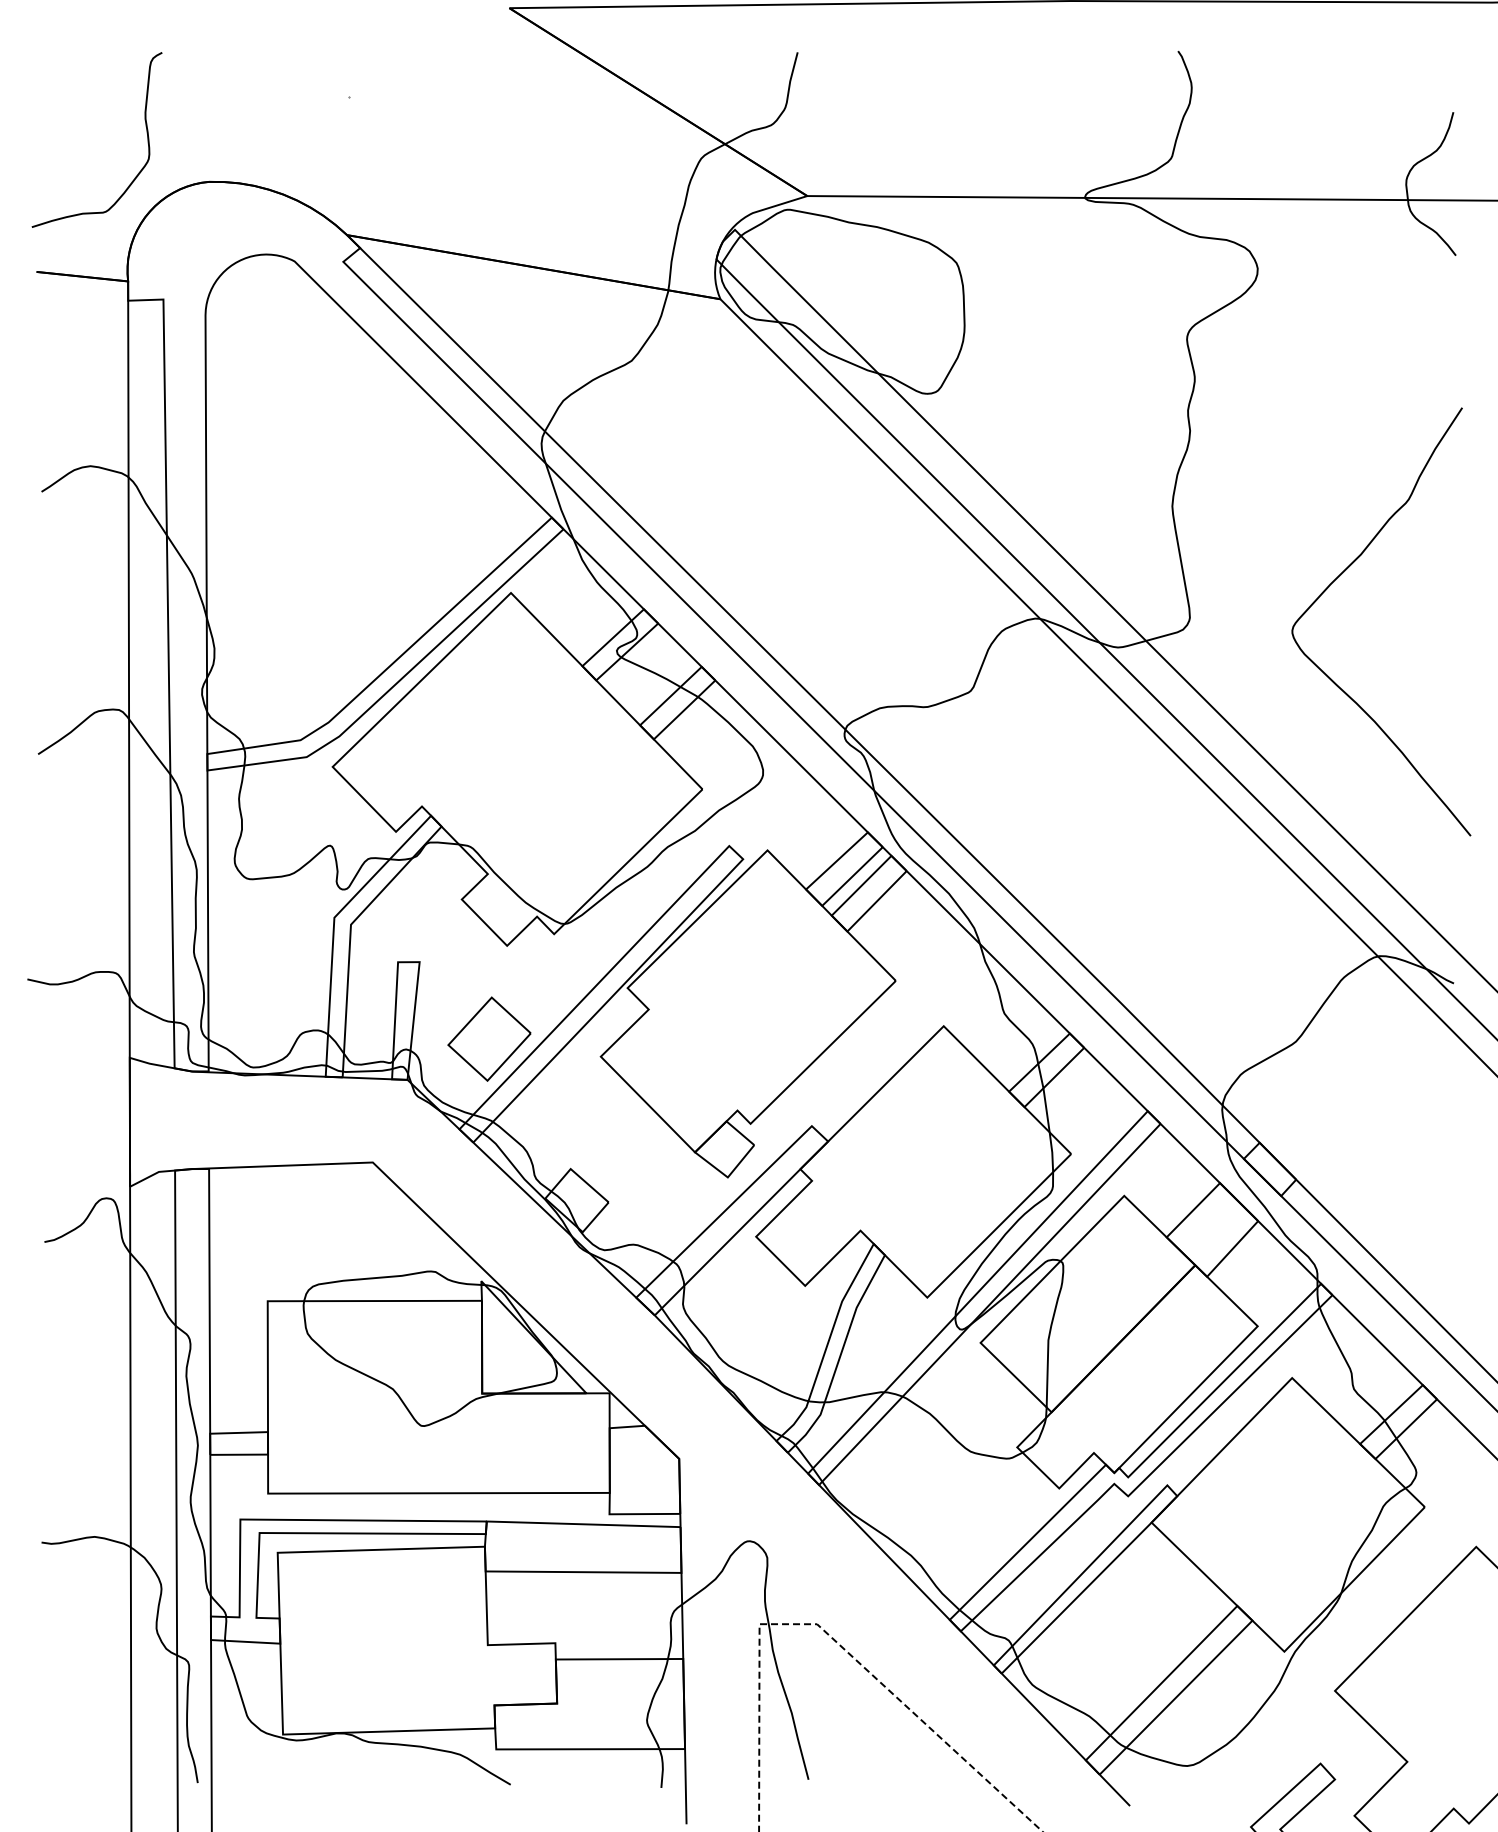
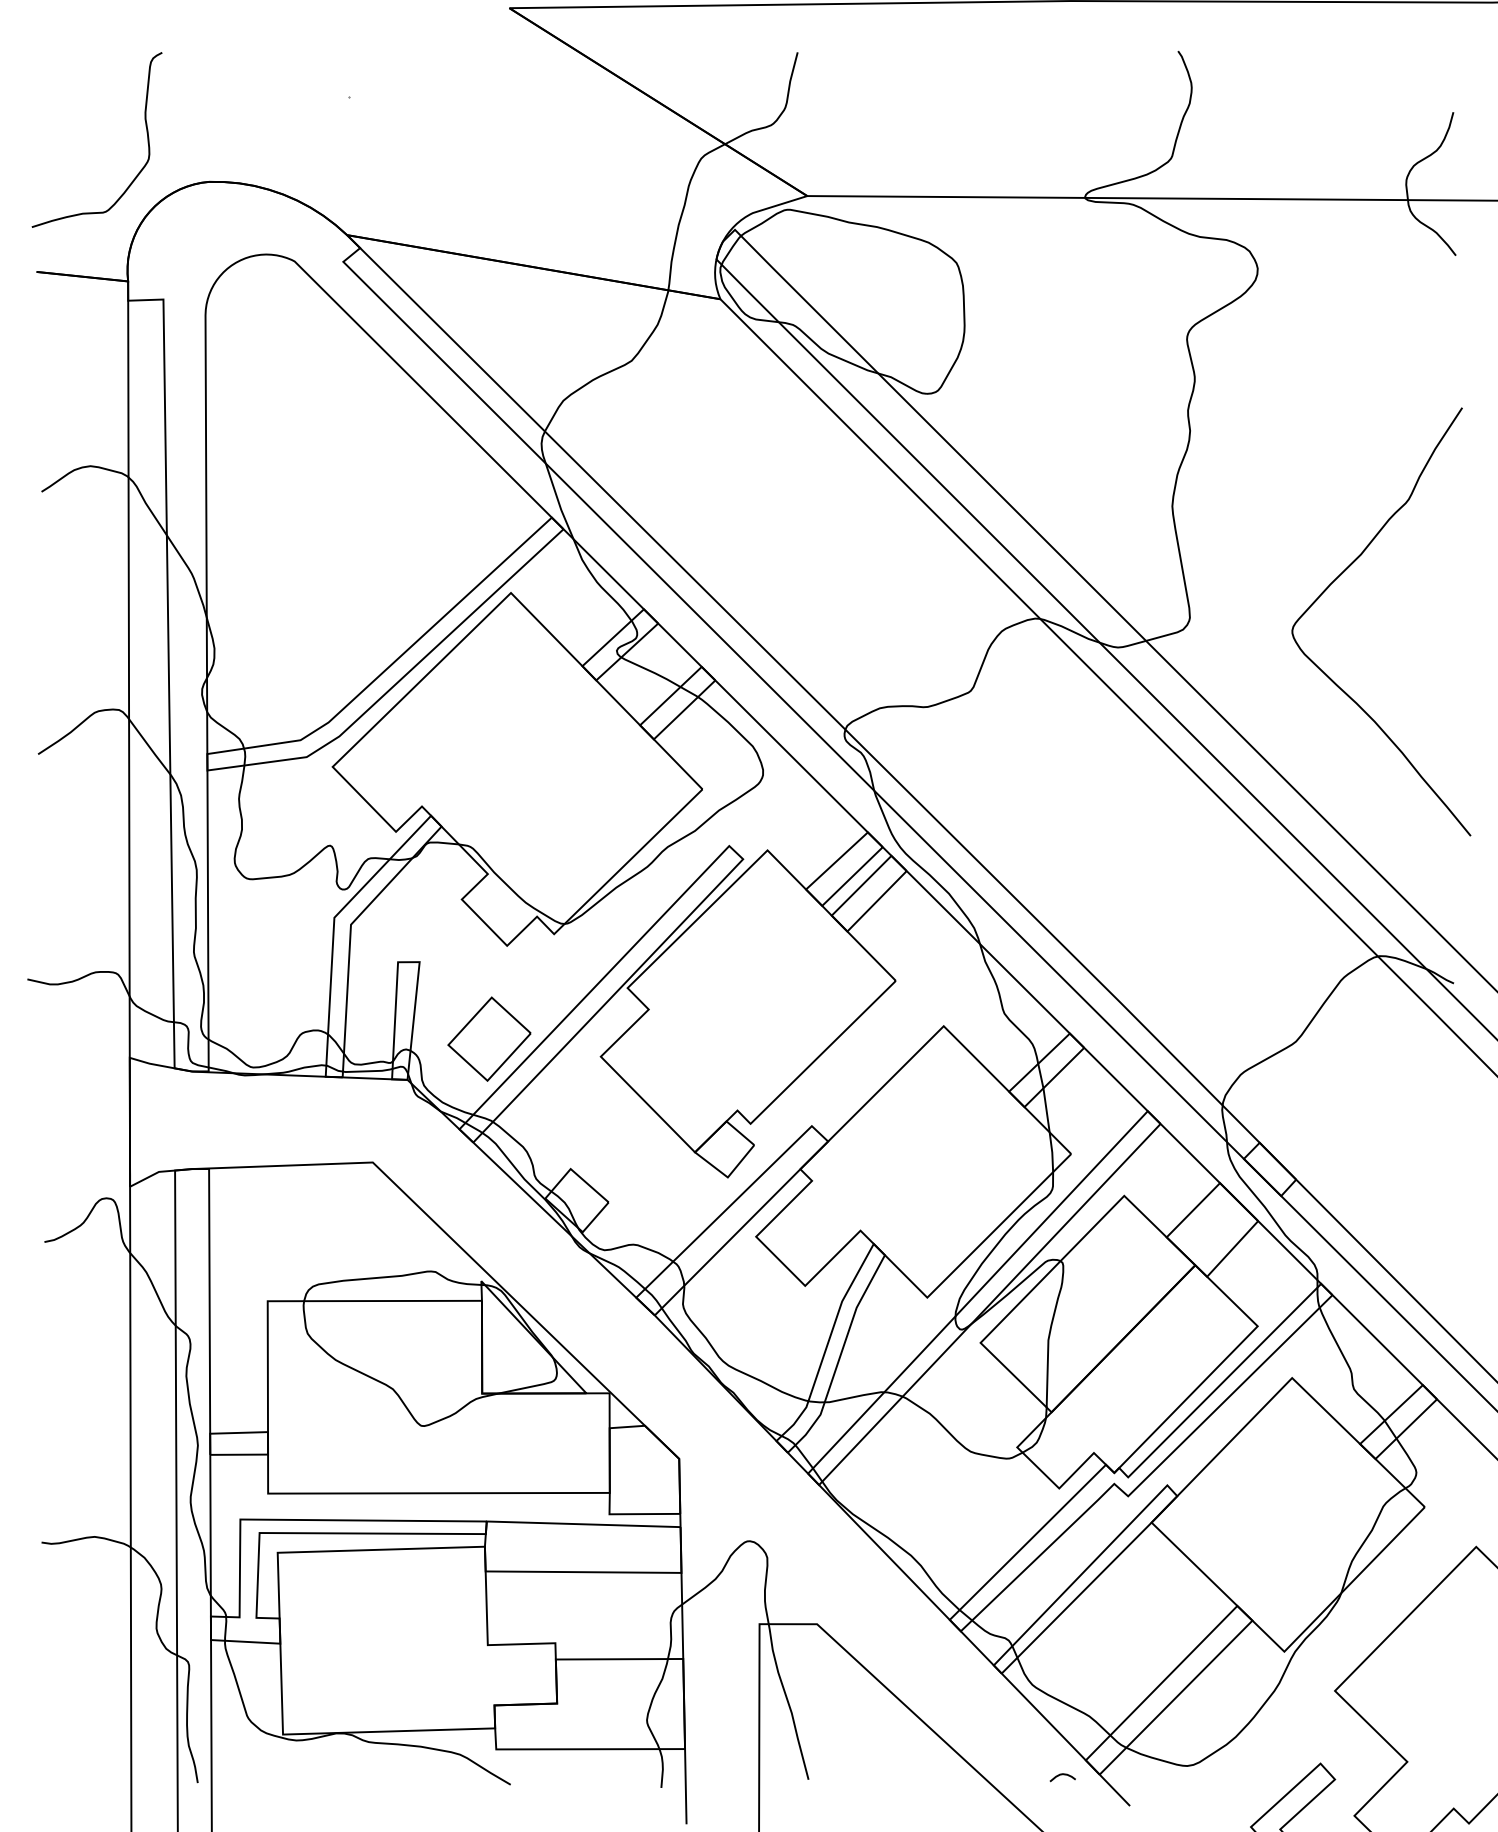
line: dashed -> solid (831, 1637)
curve: none -> present (1062, 1775)
